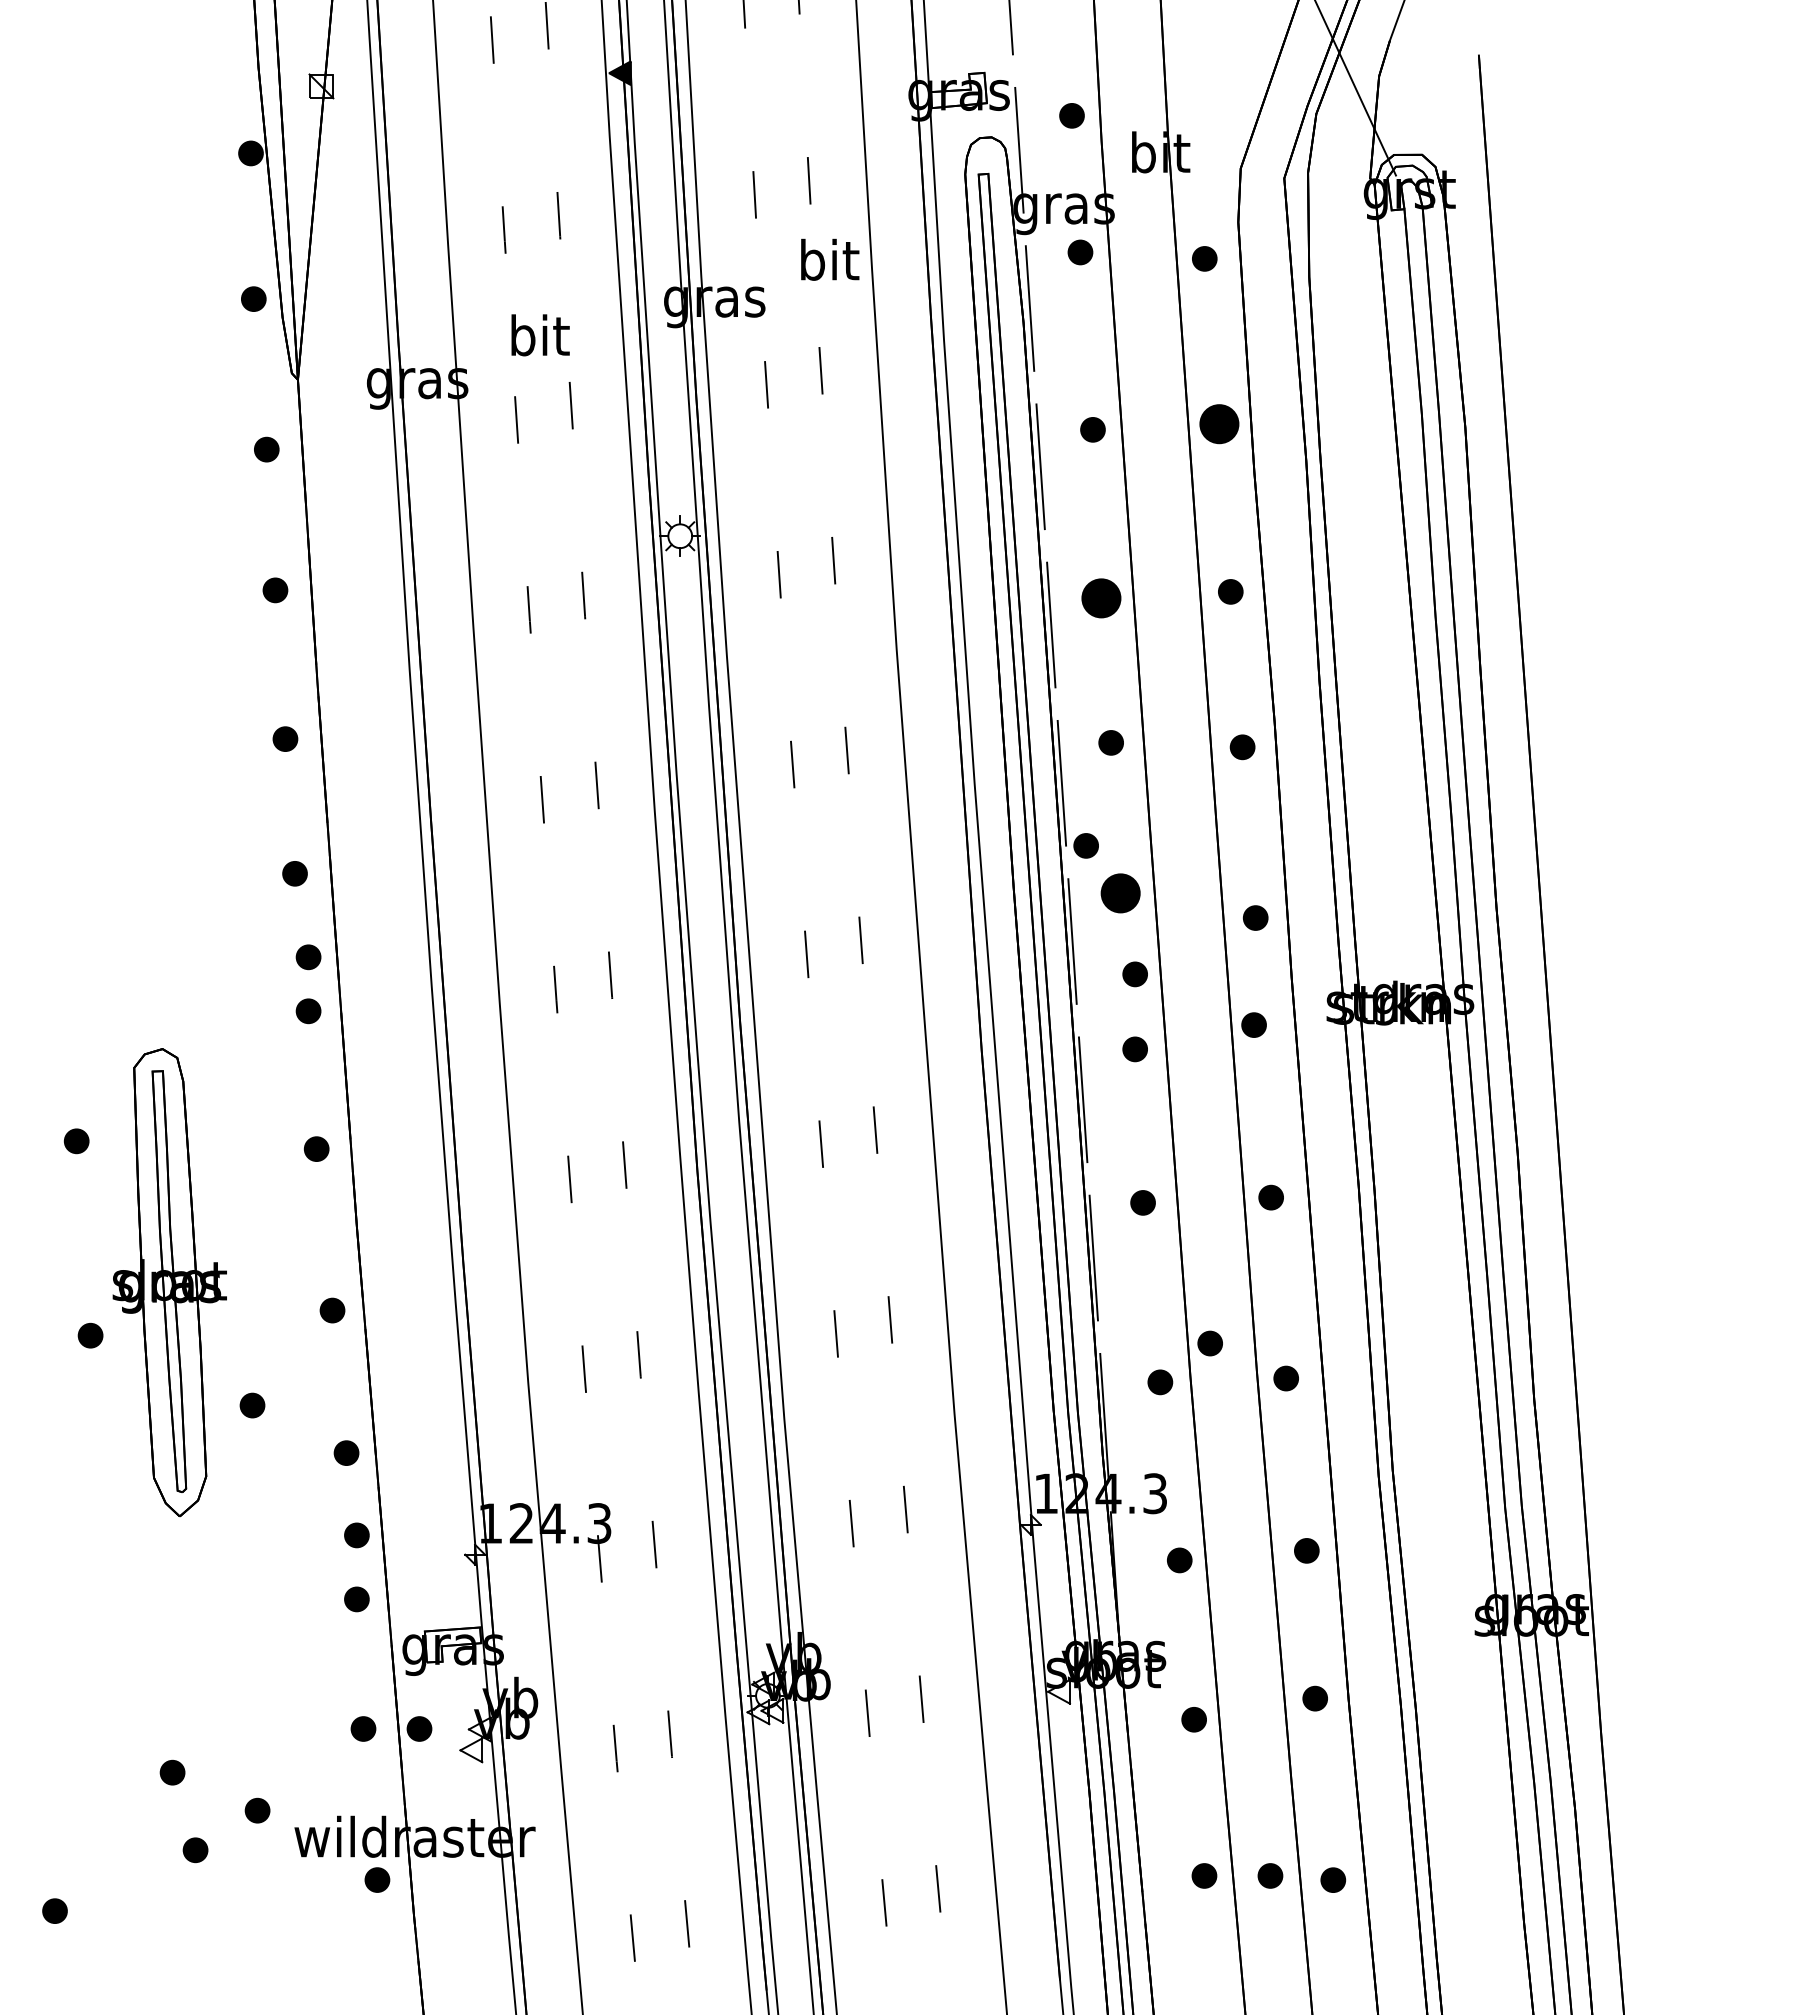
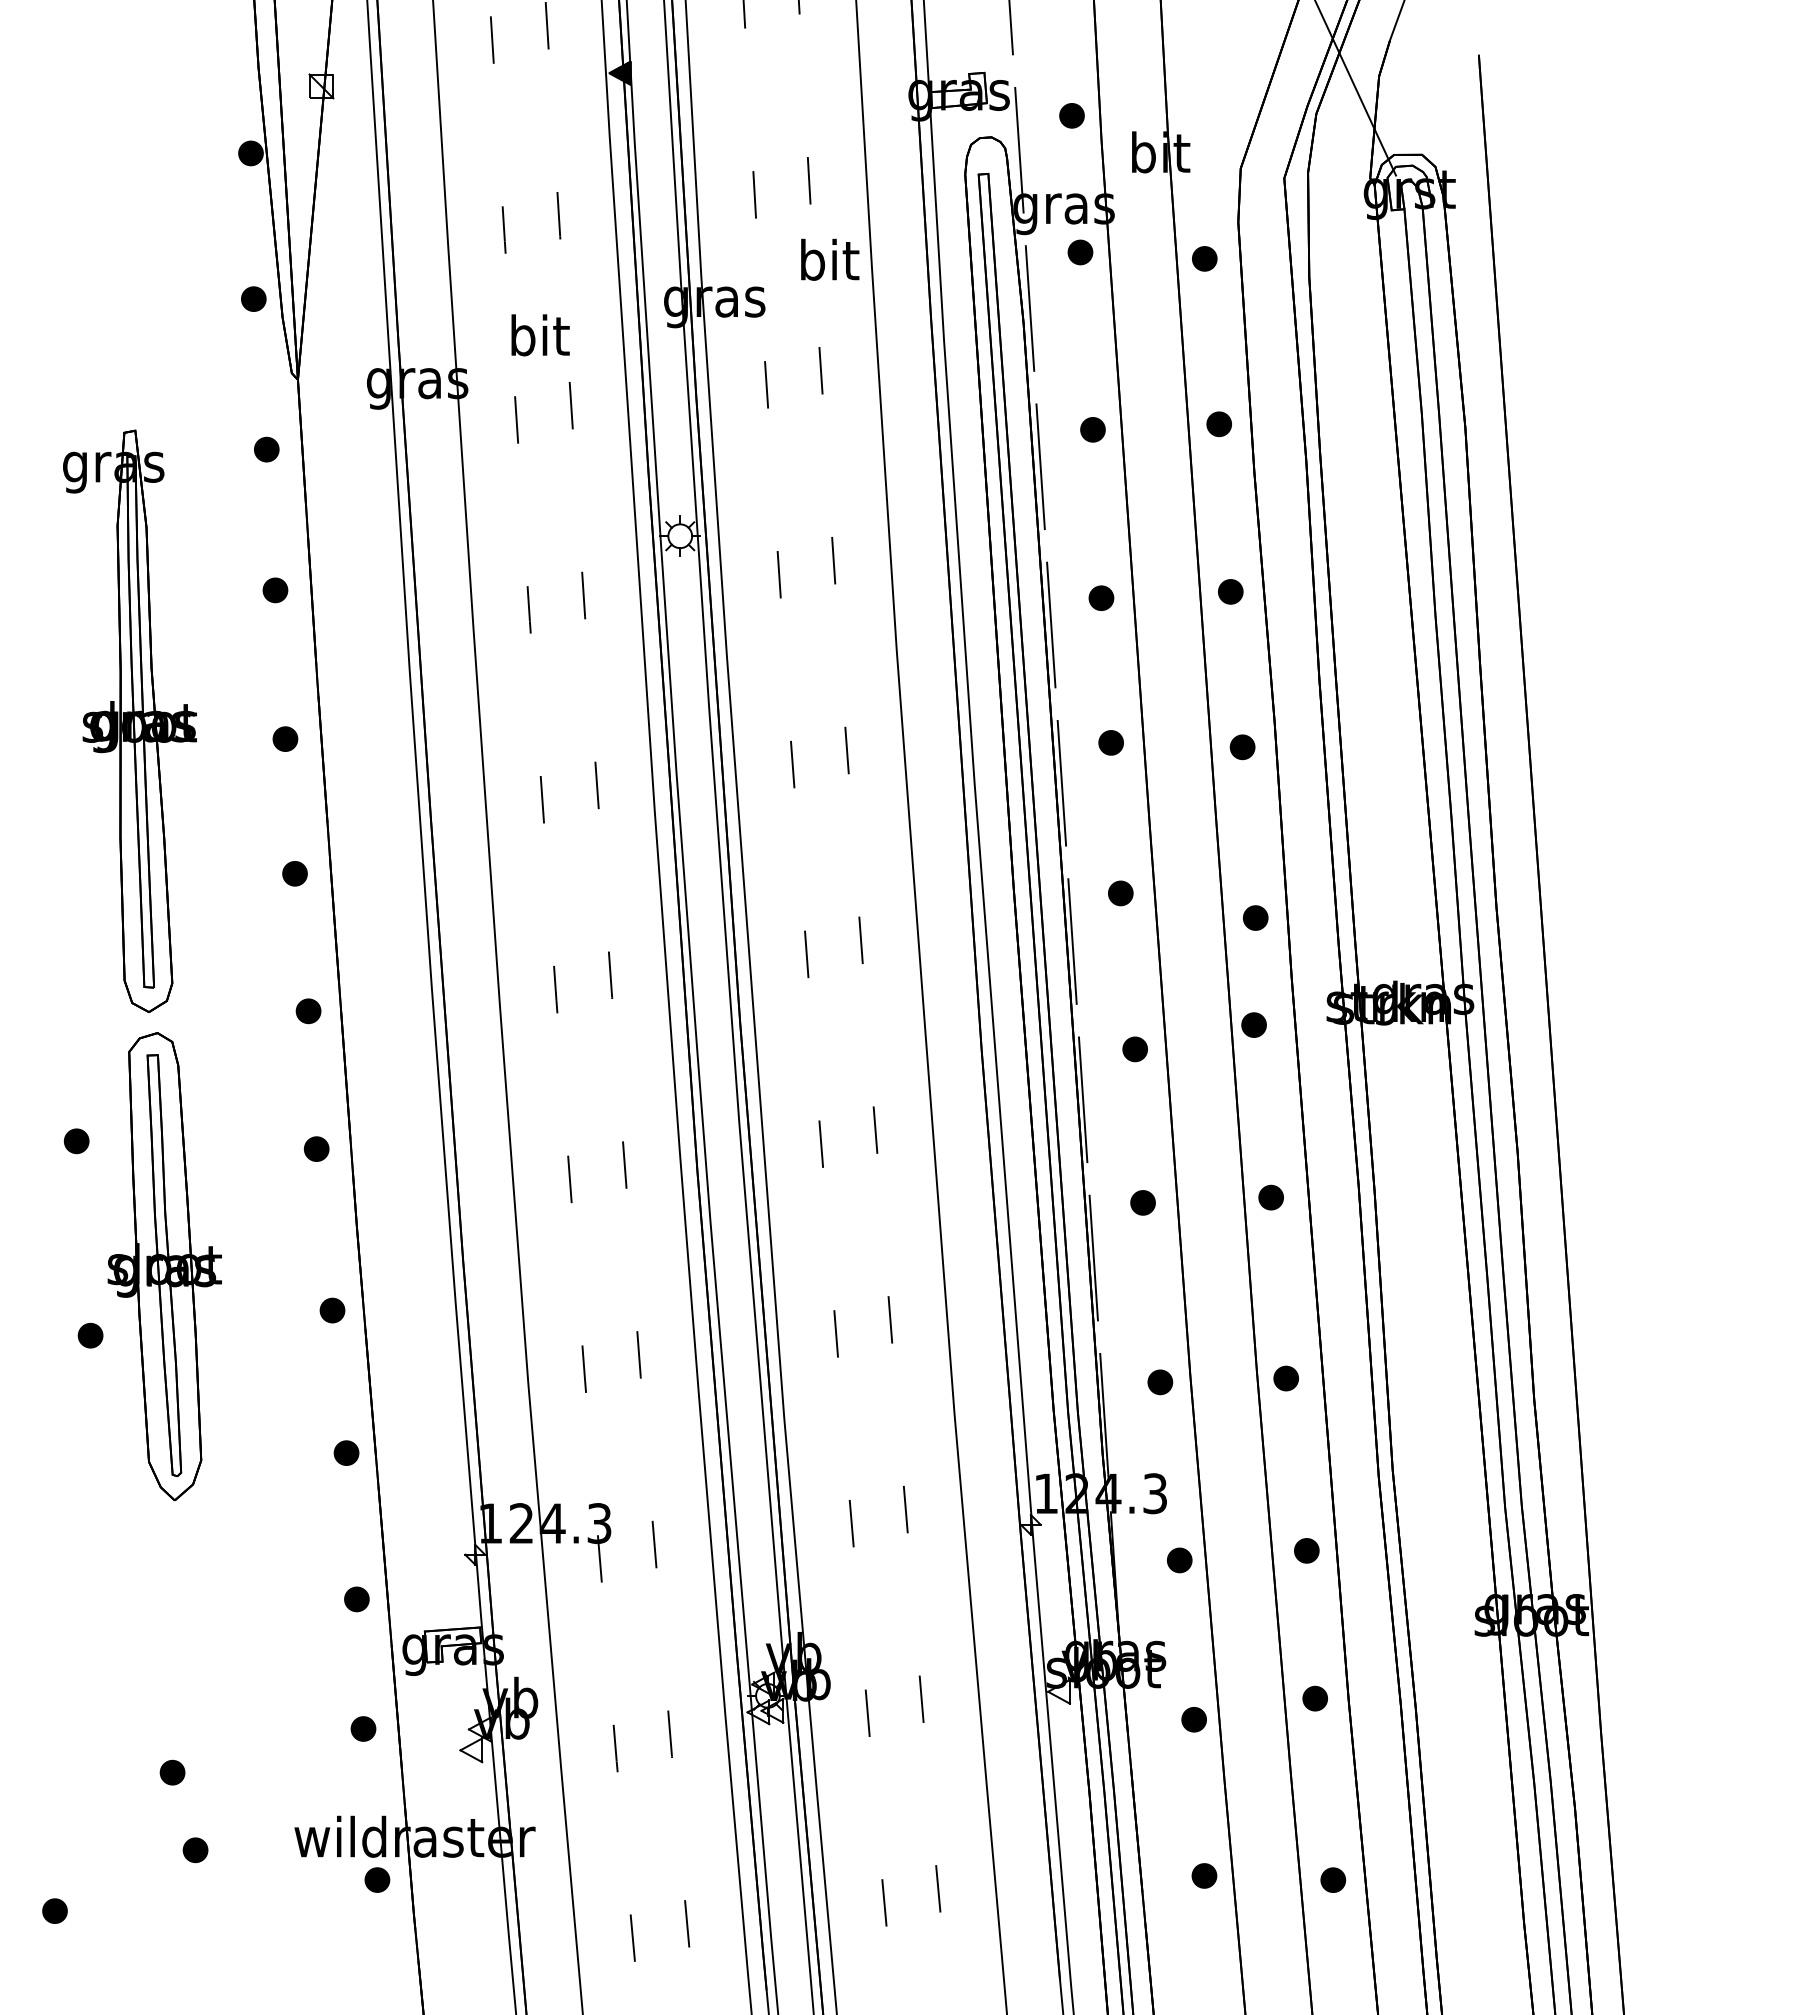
part size: 41x41 px -> 26x27 px (1218, 424)
part size: 41x41 px -> 27x26 px (1101, 597)
part: none -> present (129, 720)
part: present -> none (1085, 845)
part size: 41x41 px -> 26x27 px (1120, 893)
part: present -> none (308, 957)
part: present -> none (1134, 974)
part position: (169, 1282) -> (164, 1266) (164, 1266)
part: present -> none (1209, 1343)
part: present -> none (252, 1405)
part: present -> none (356, 1535)
part: present -> none (419, 1728)
part: present -> none (257, 1810)
part: present -> none (1270, 1875)
